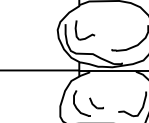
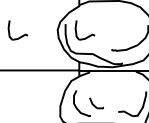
part: none -> present (21, 35)
